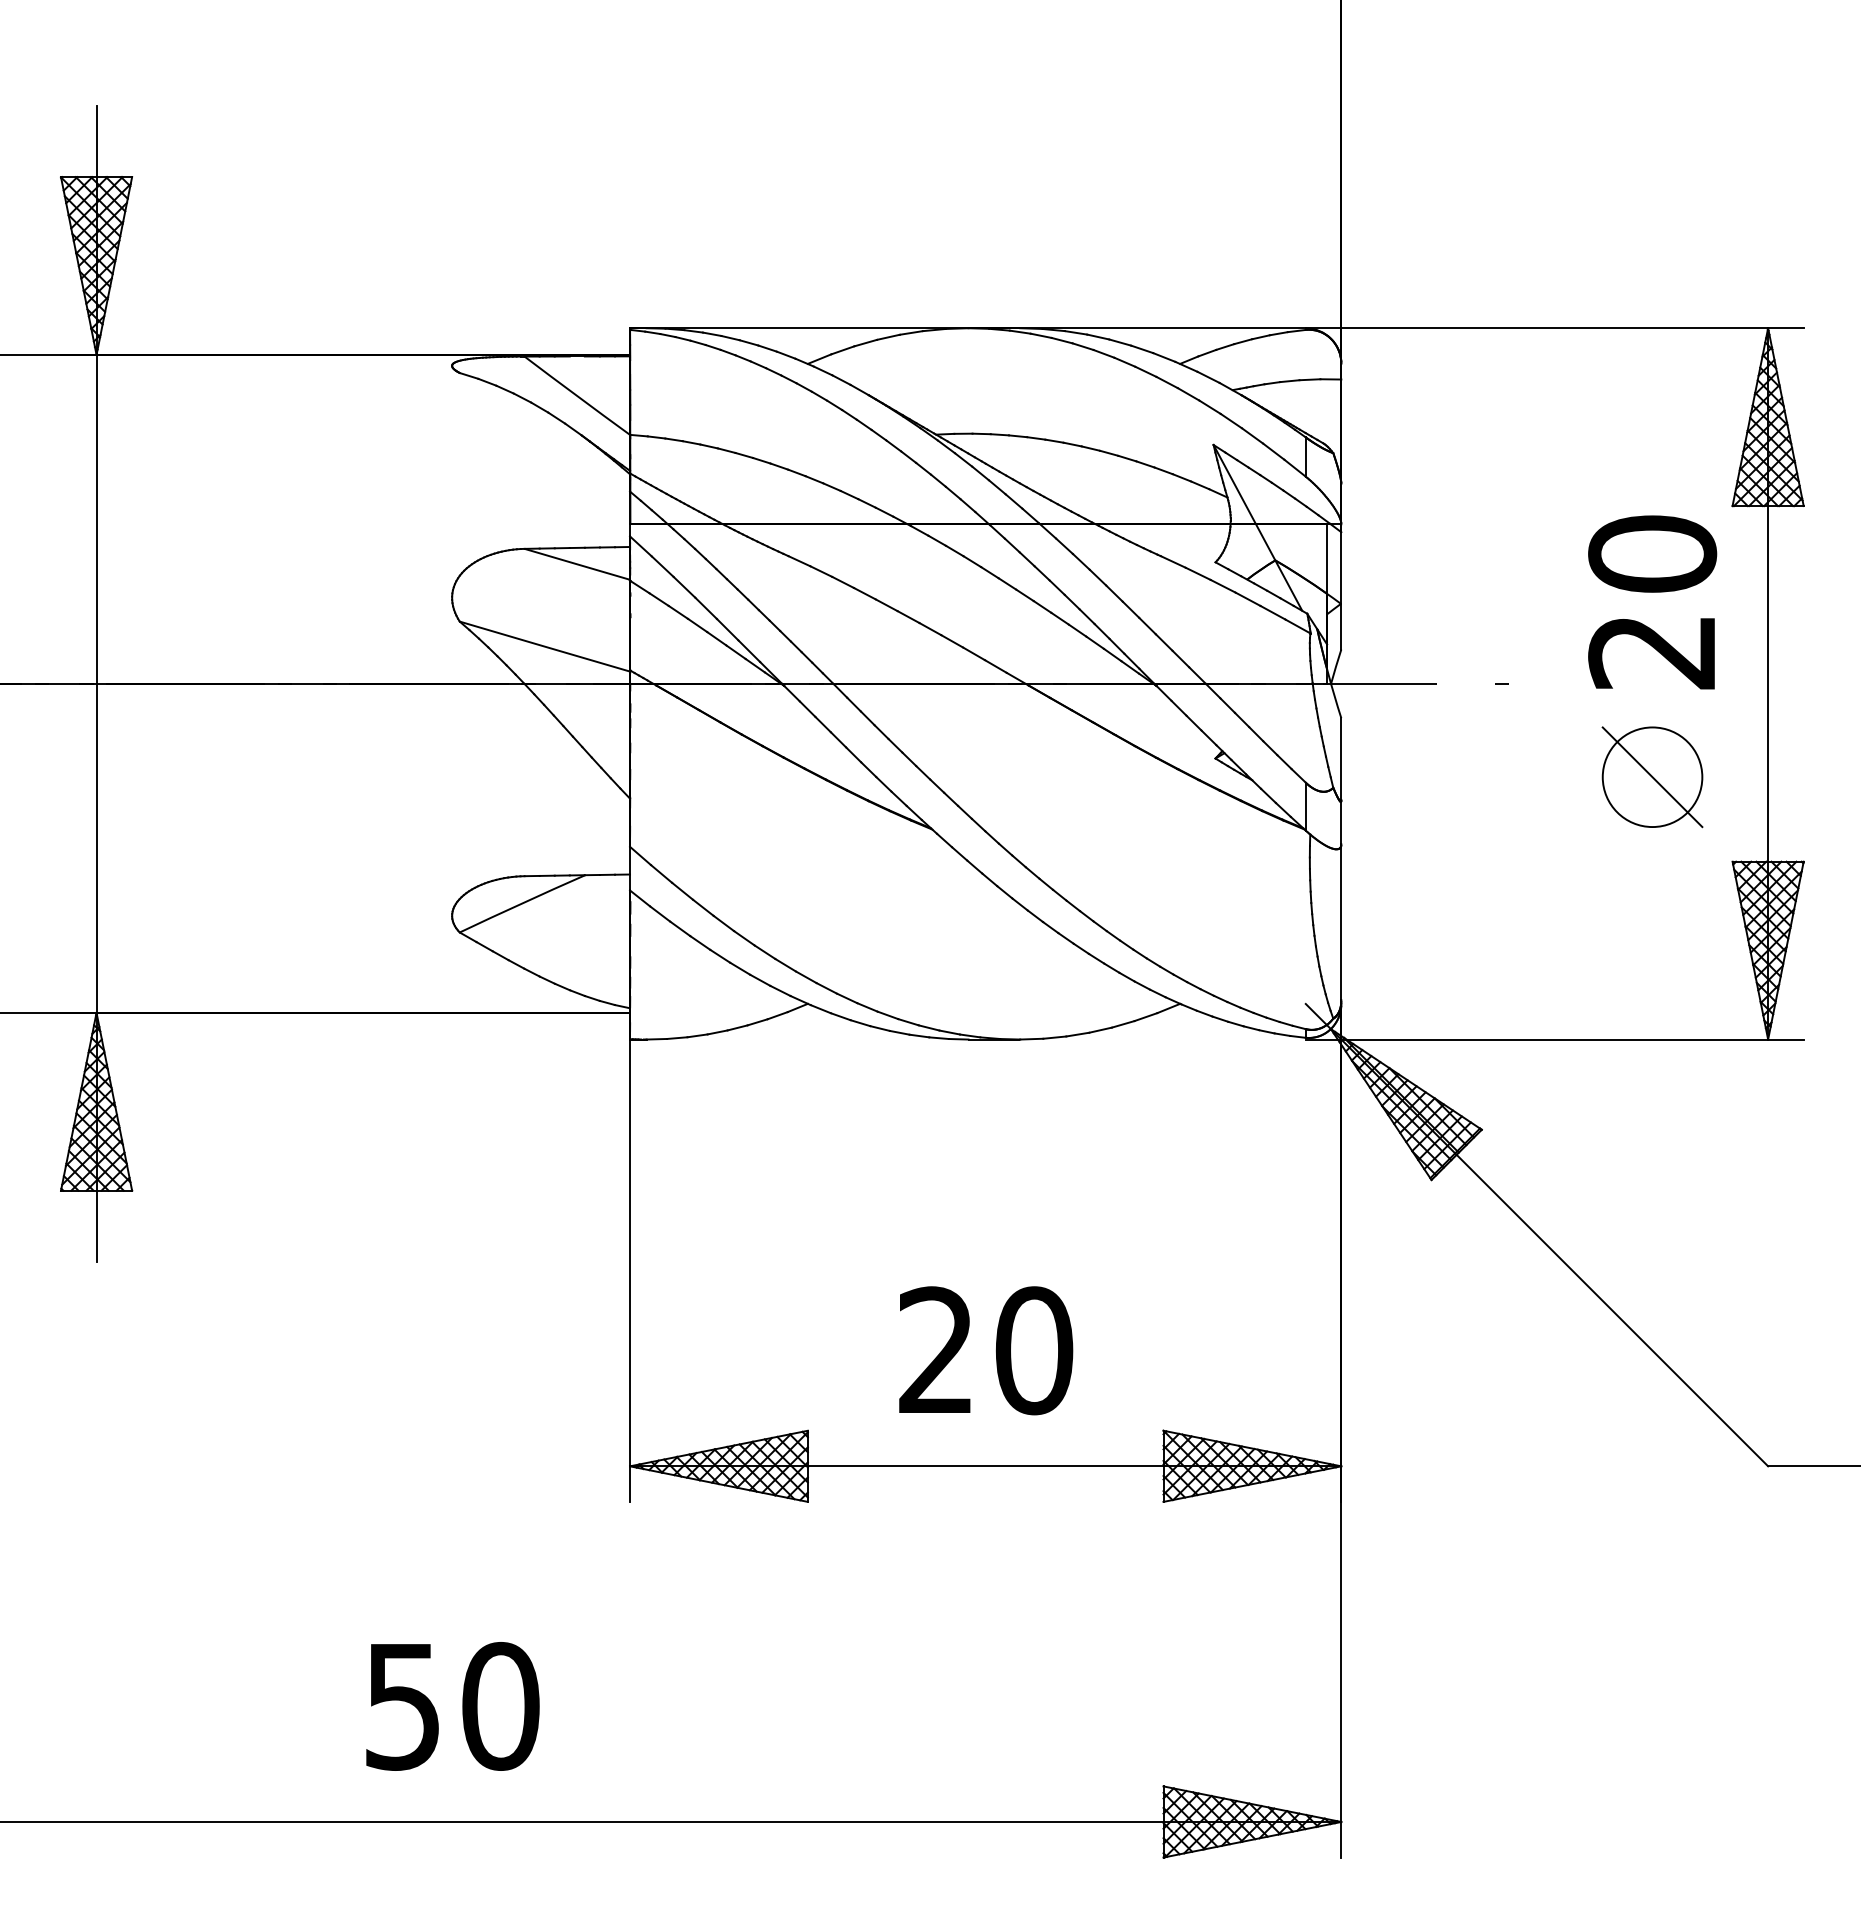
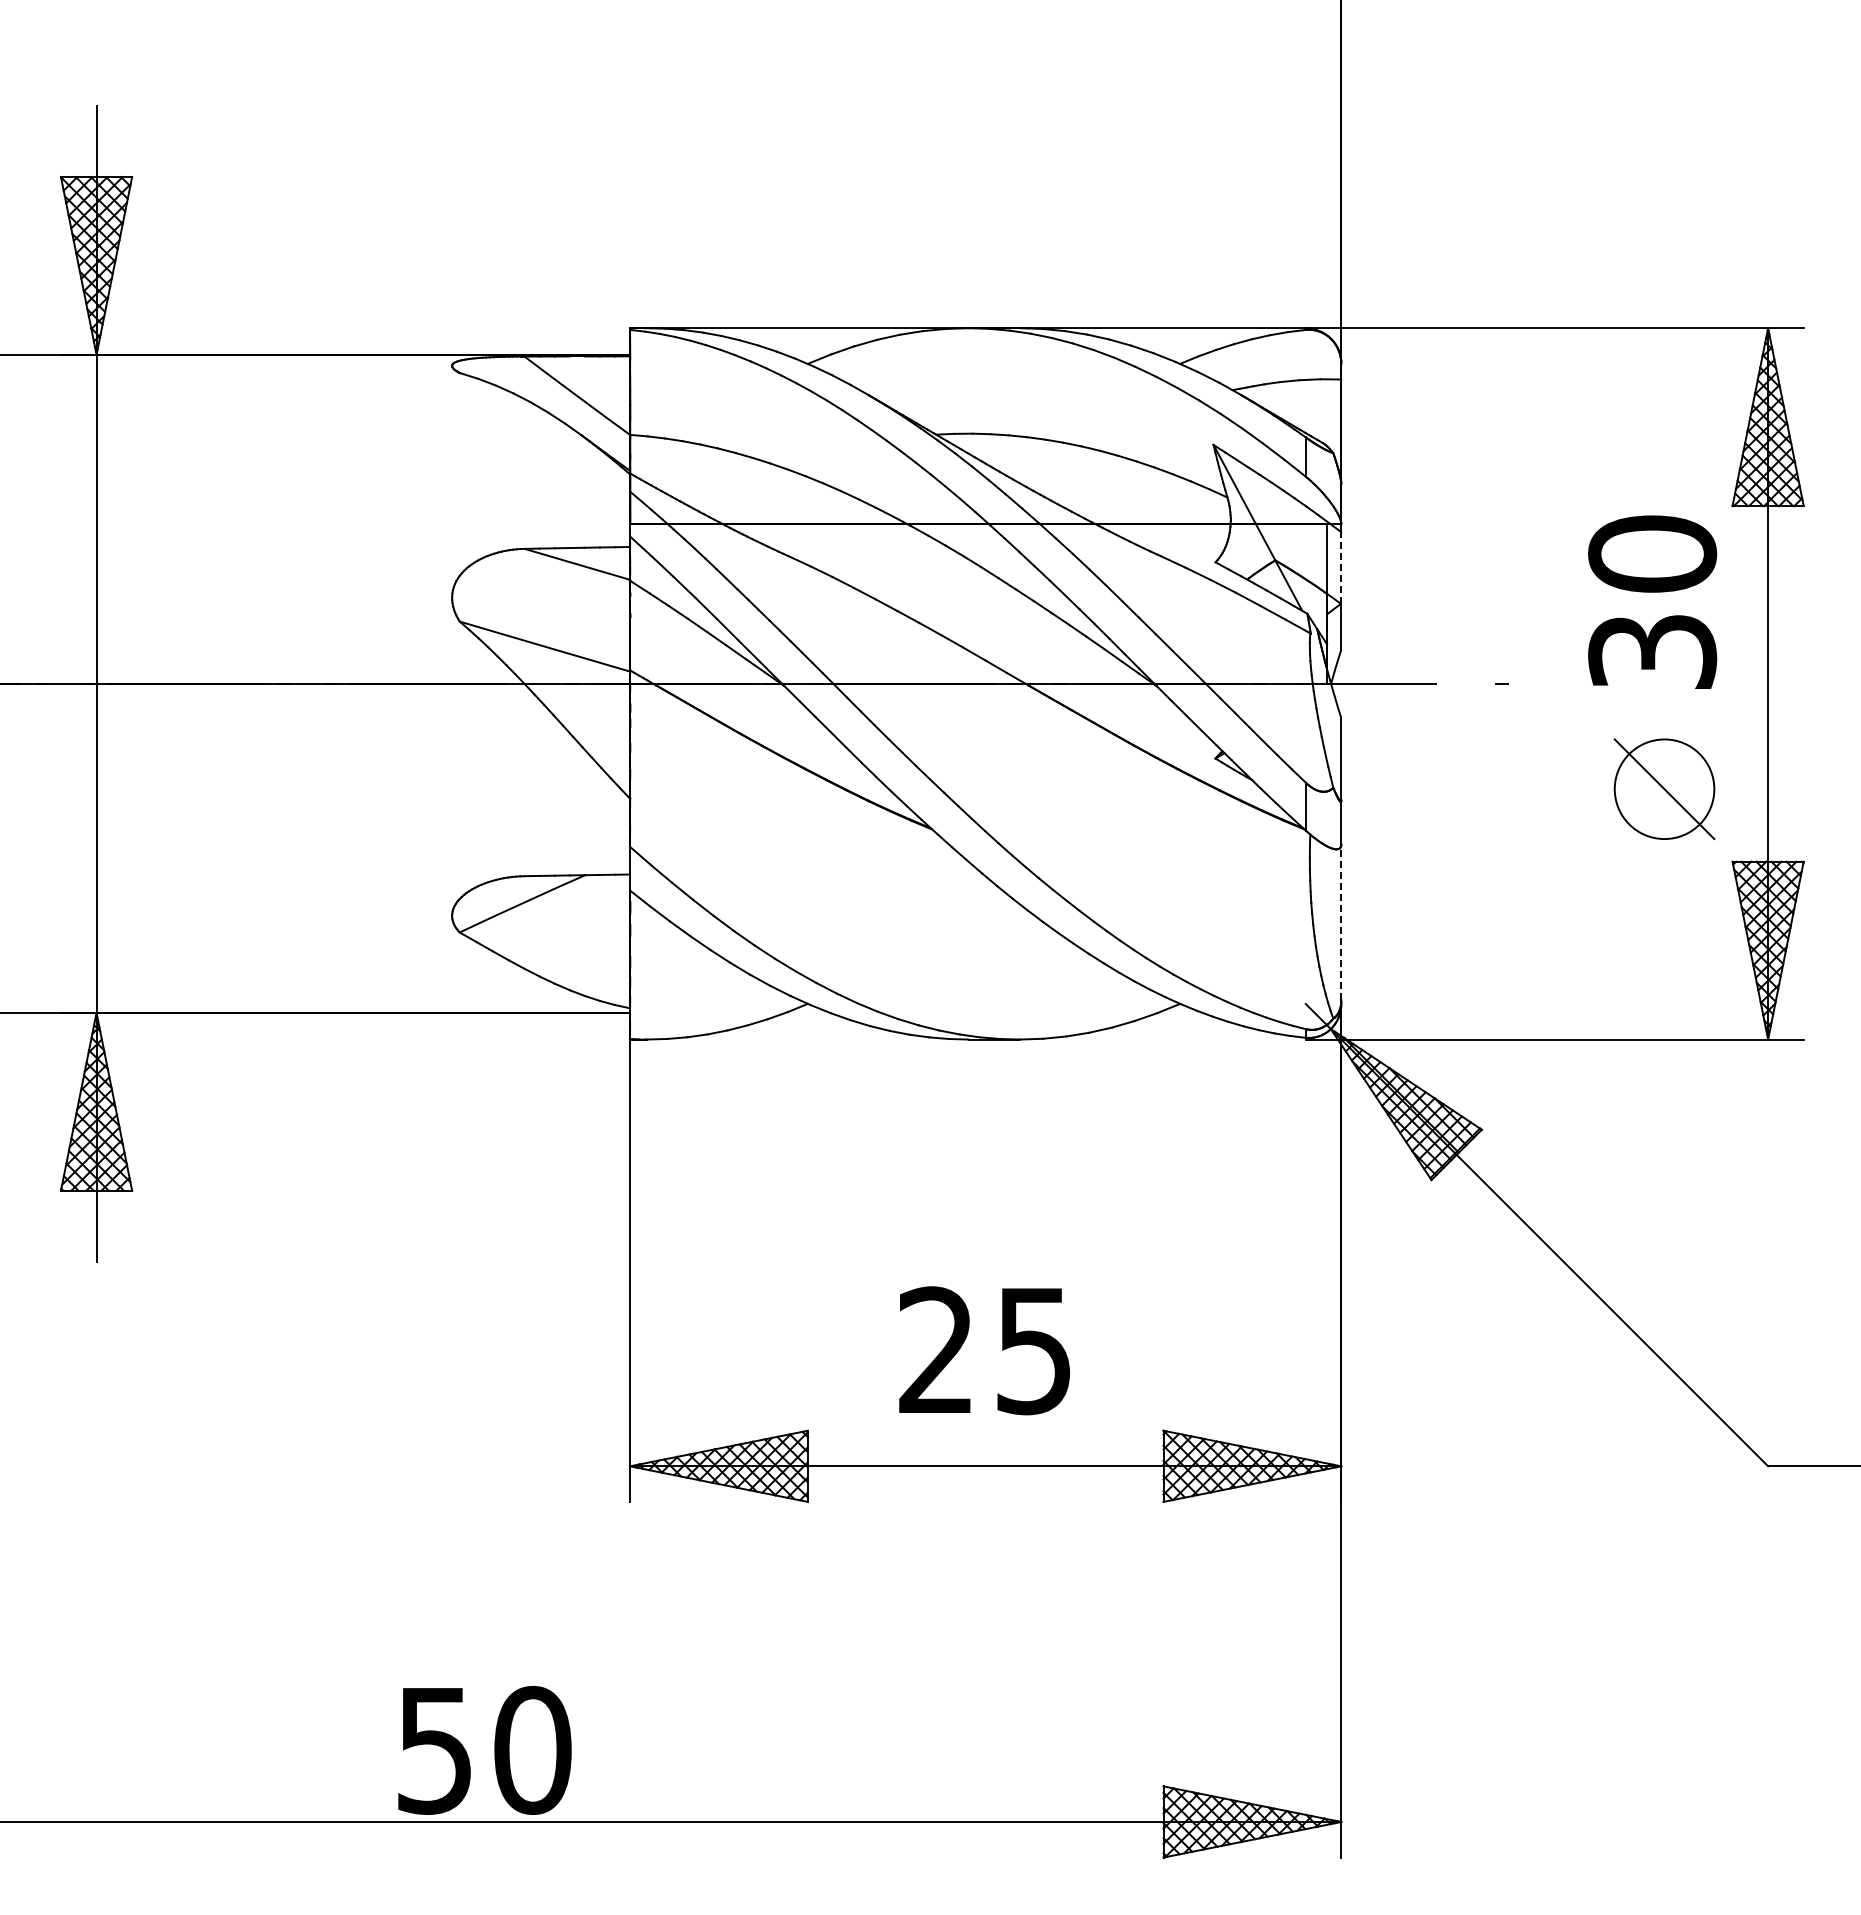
line: solid -> dashed (1341, 568)
text: 20 -> 30 (1652, 652)
part position: (1652, 777) -> (1664, 789) (1664, 789)
line: solid -> dashed (1341, 922)
text: 20 -> 25 (1034, 1350)
text position: (452, 1706) -> (484, 1750) (484, 1750)
